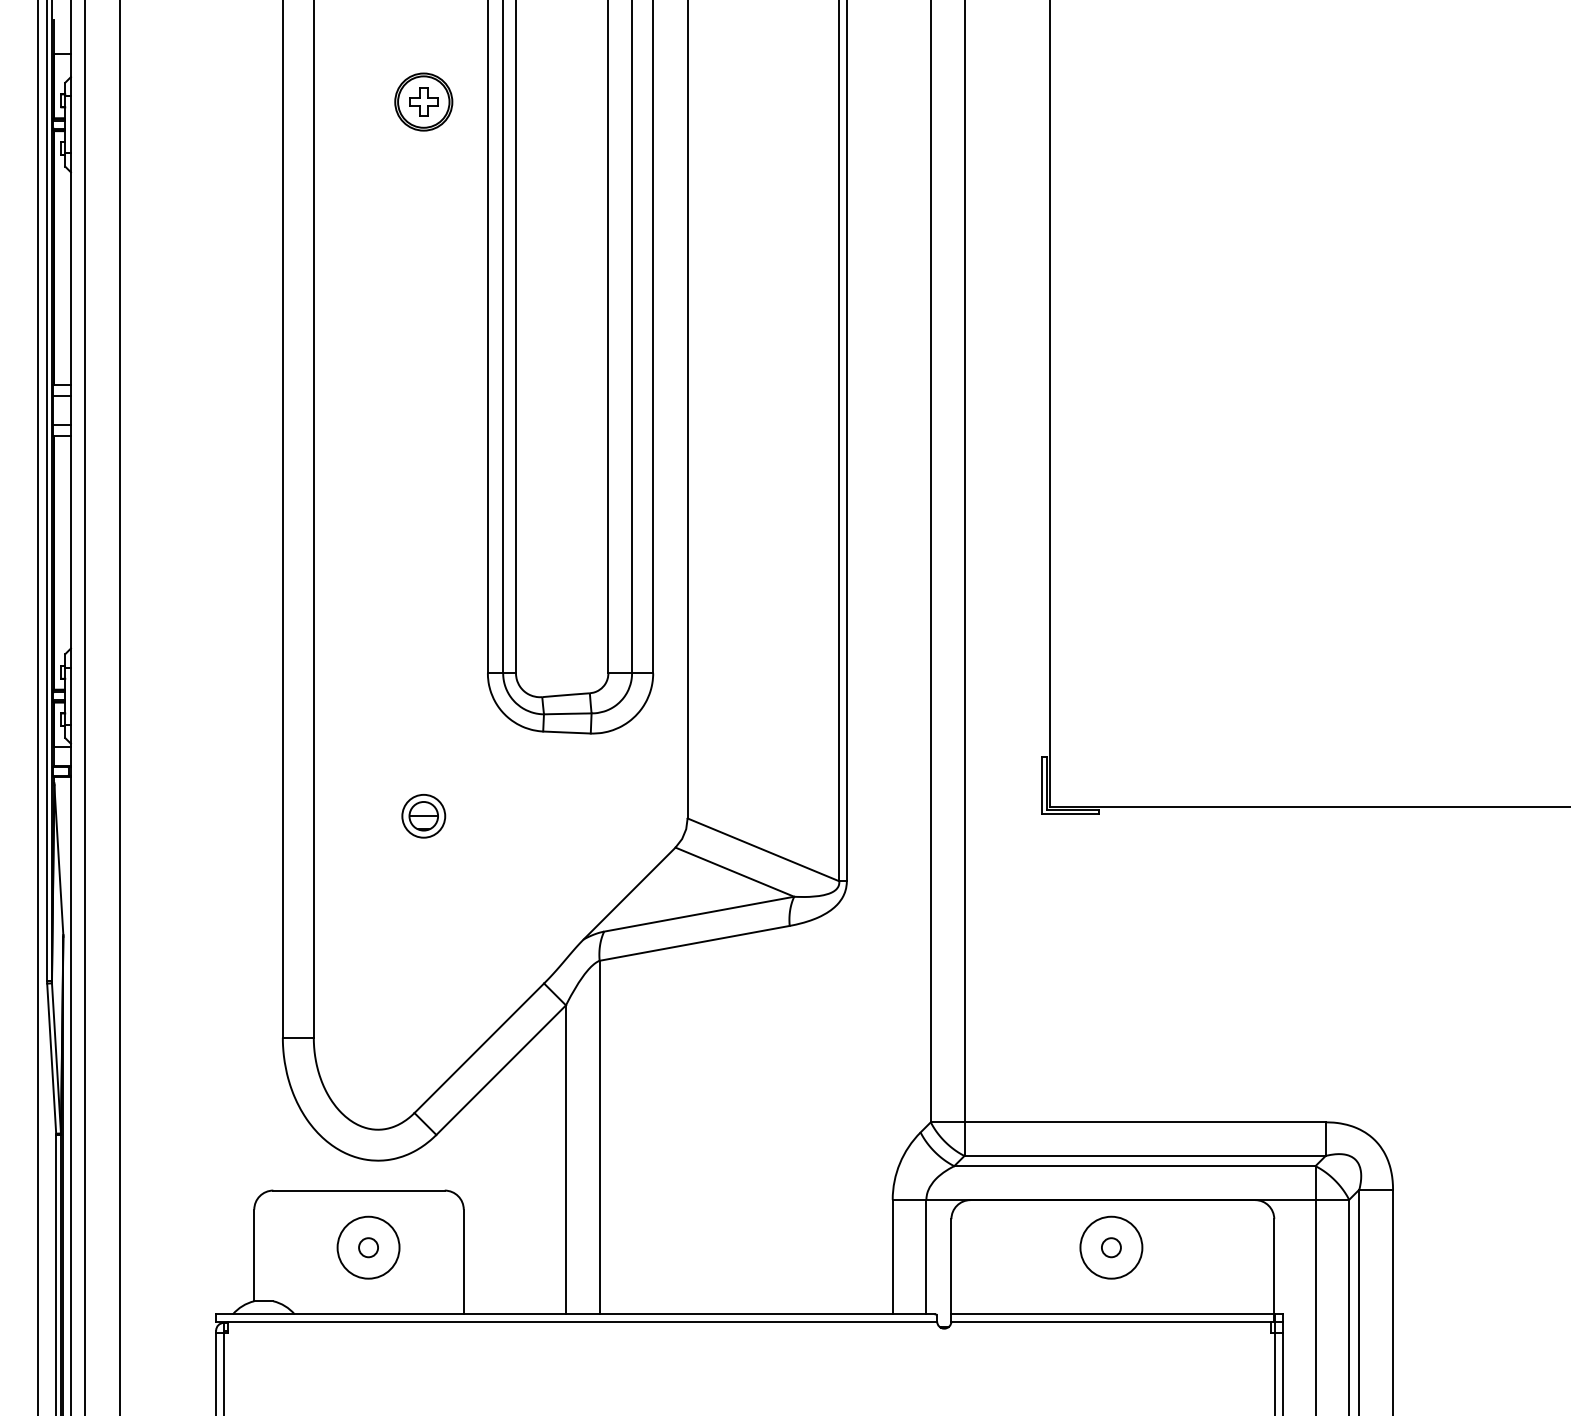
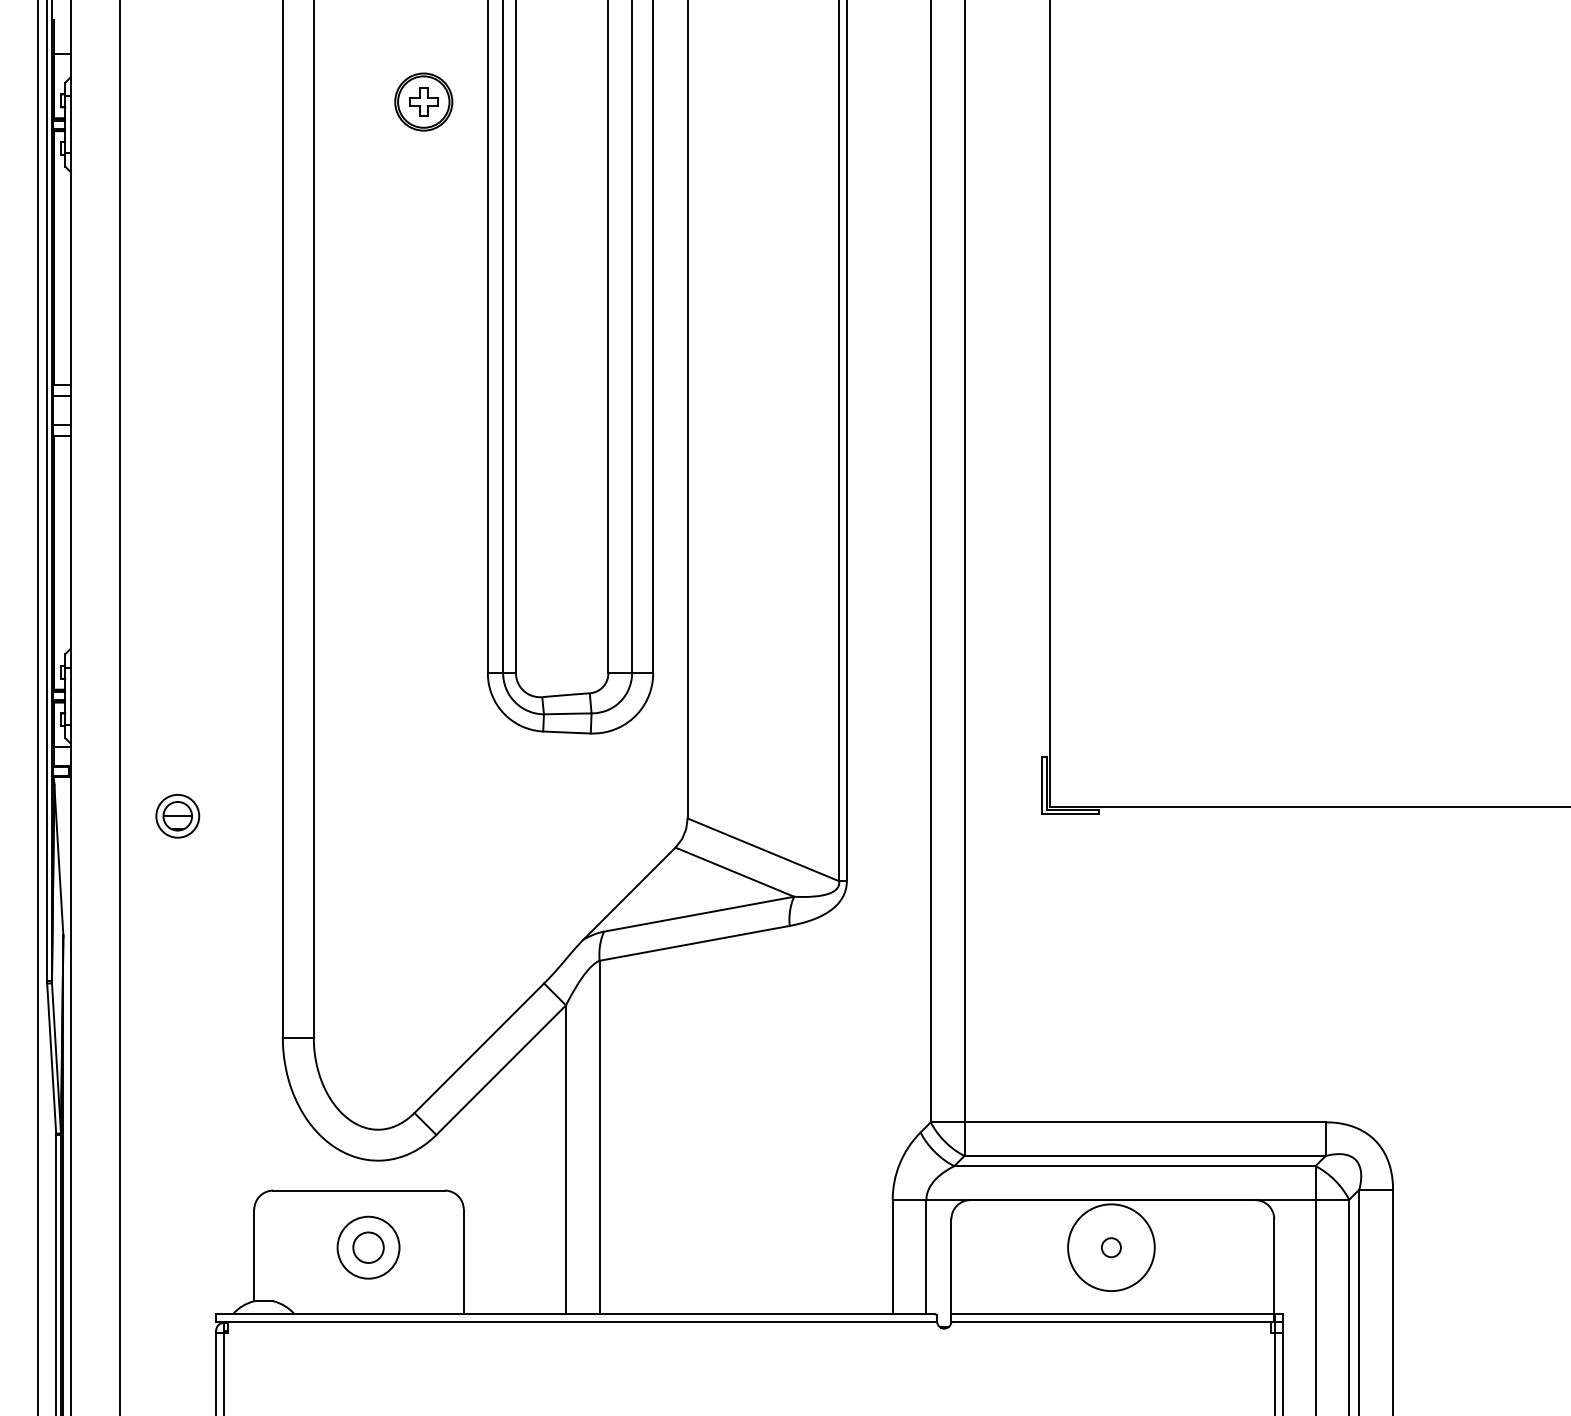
line: present -> none (85, 707)
part position: (423, 816) -> (177, 816) (177, 816)
circle diameter: 19 px -> 30 px (368, 1247)
circle diameter: 62 px -> 87 px (1111, 1247)
